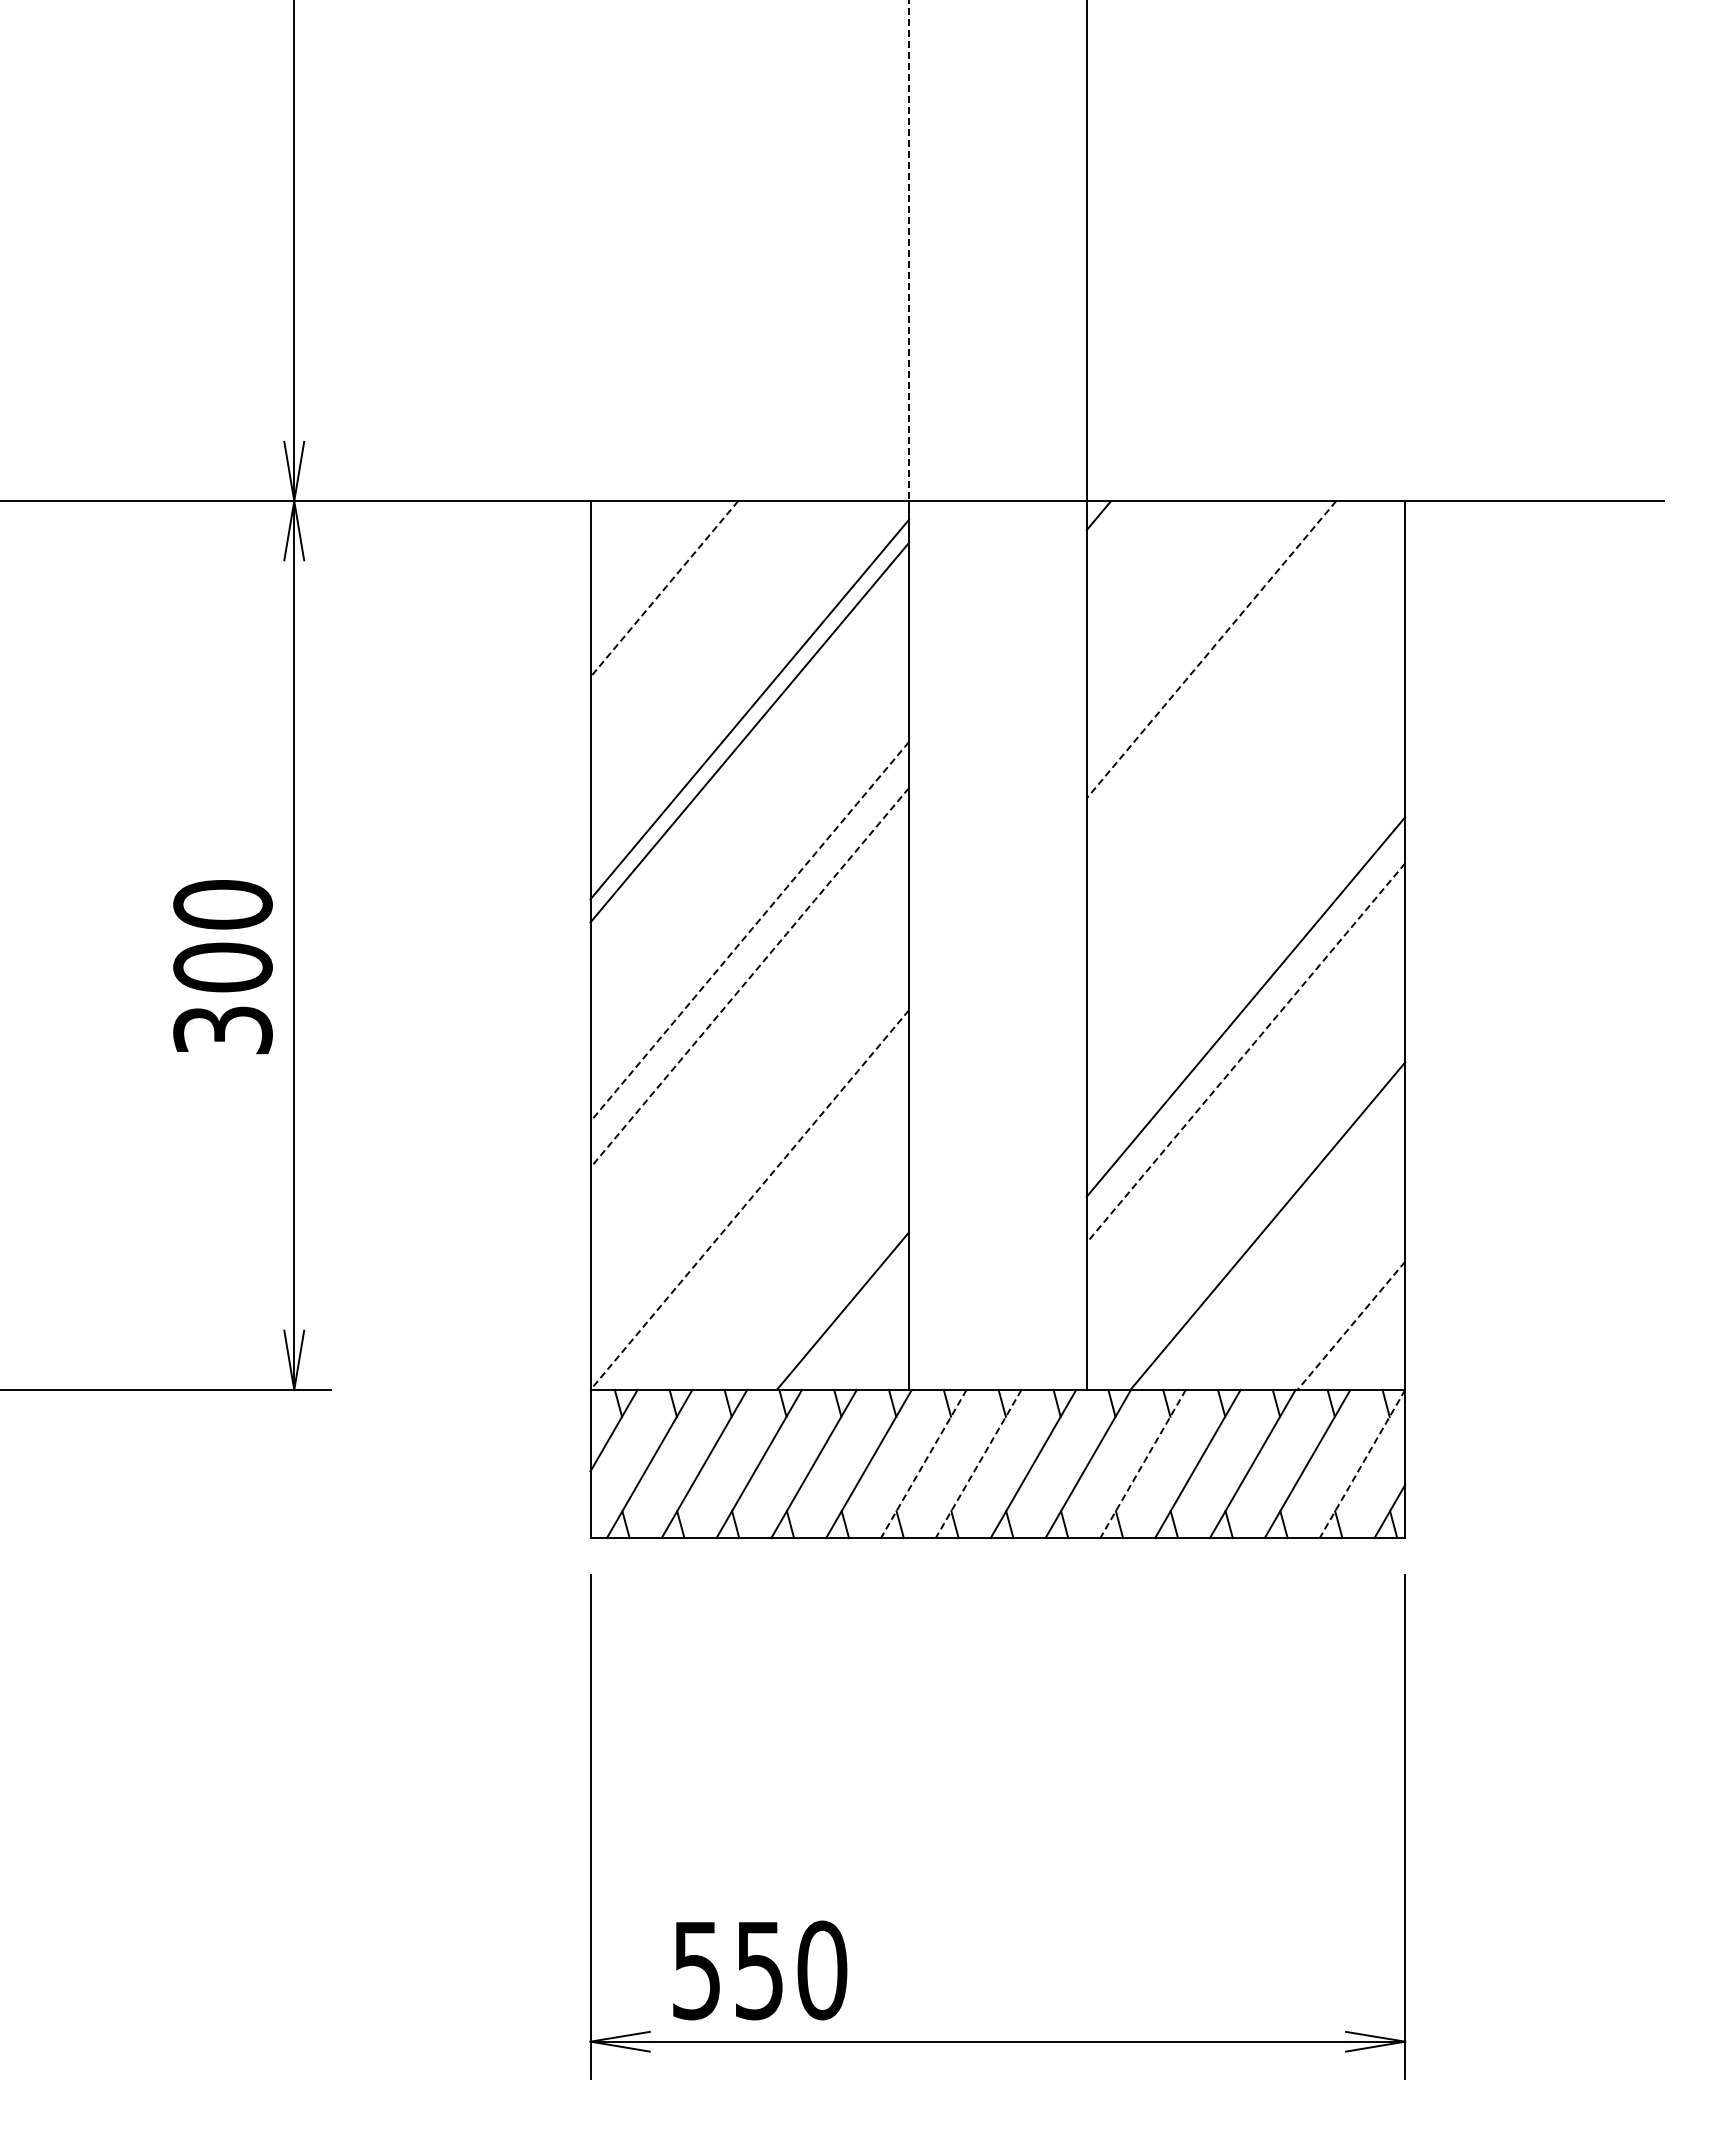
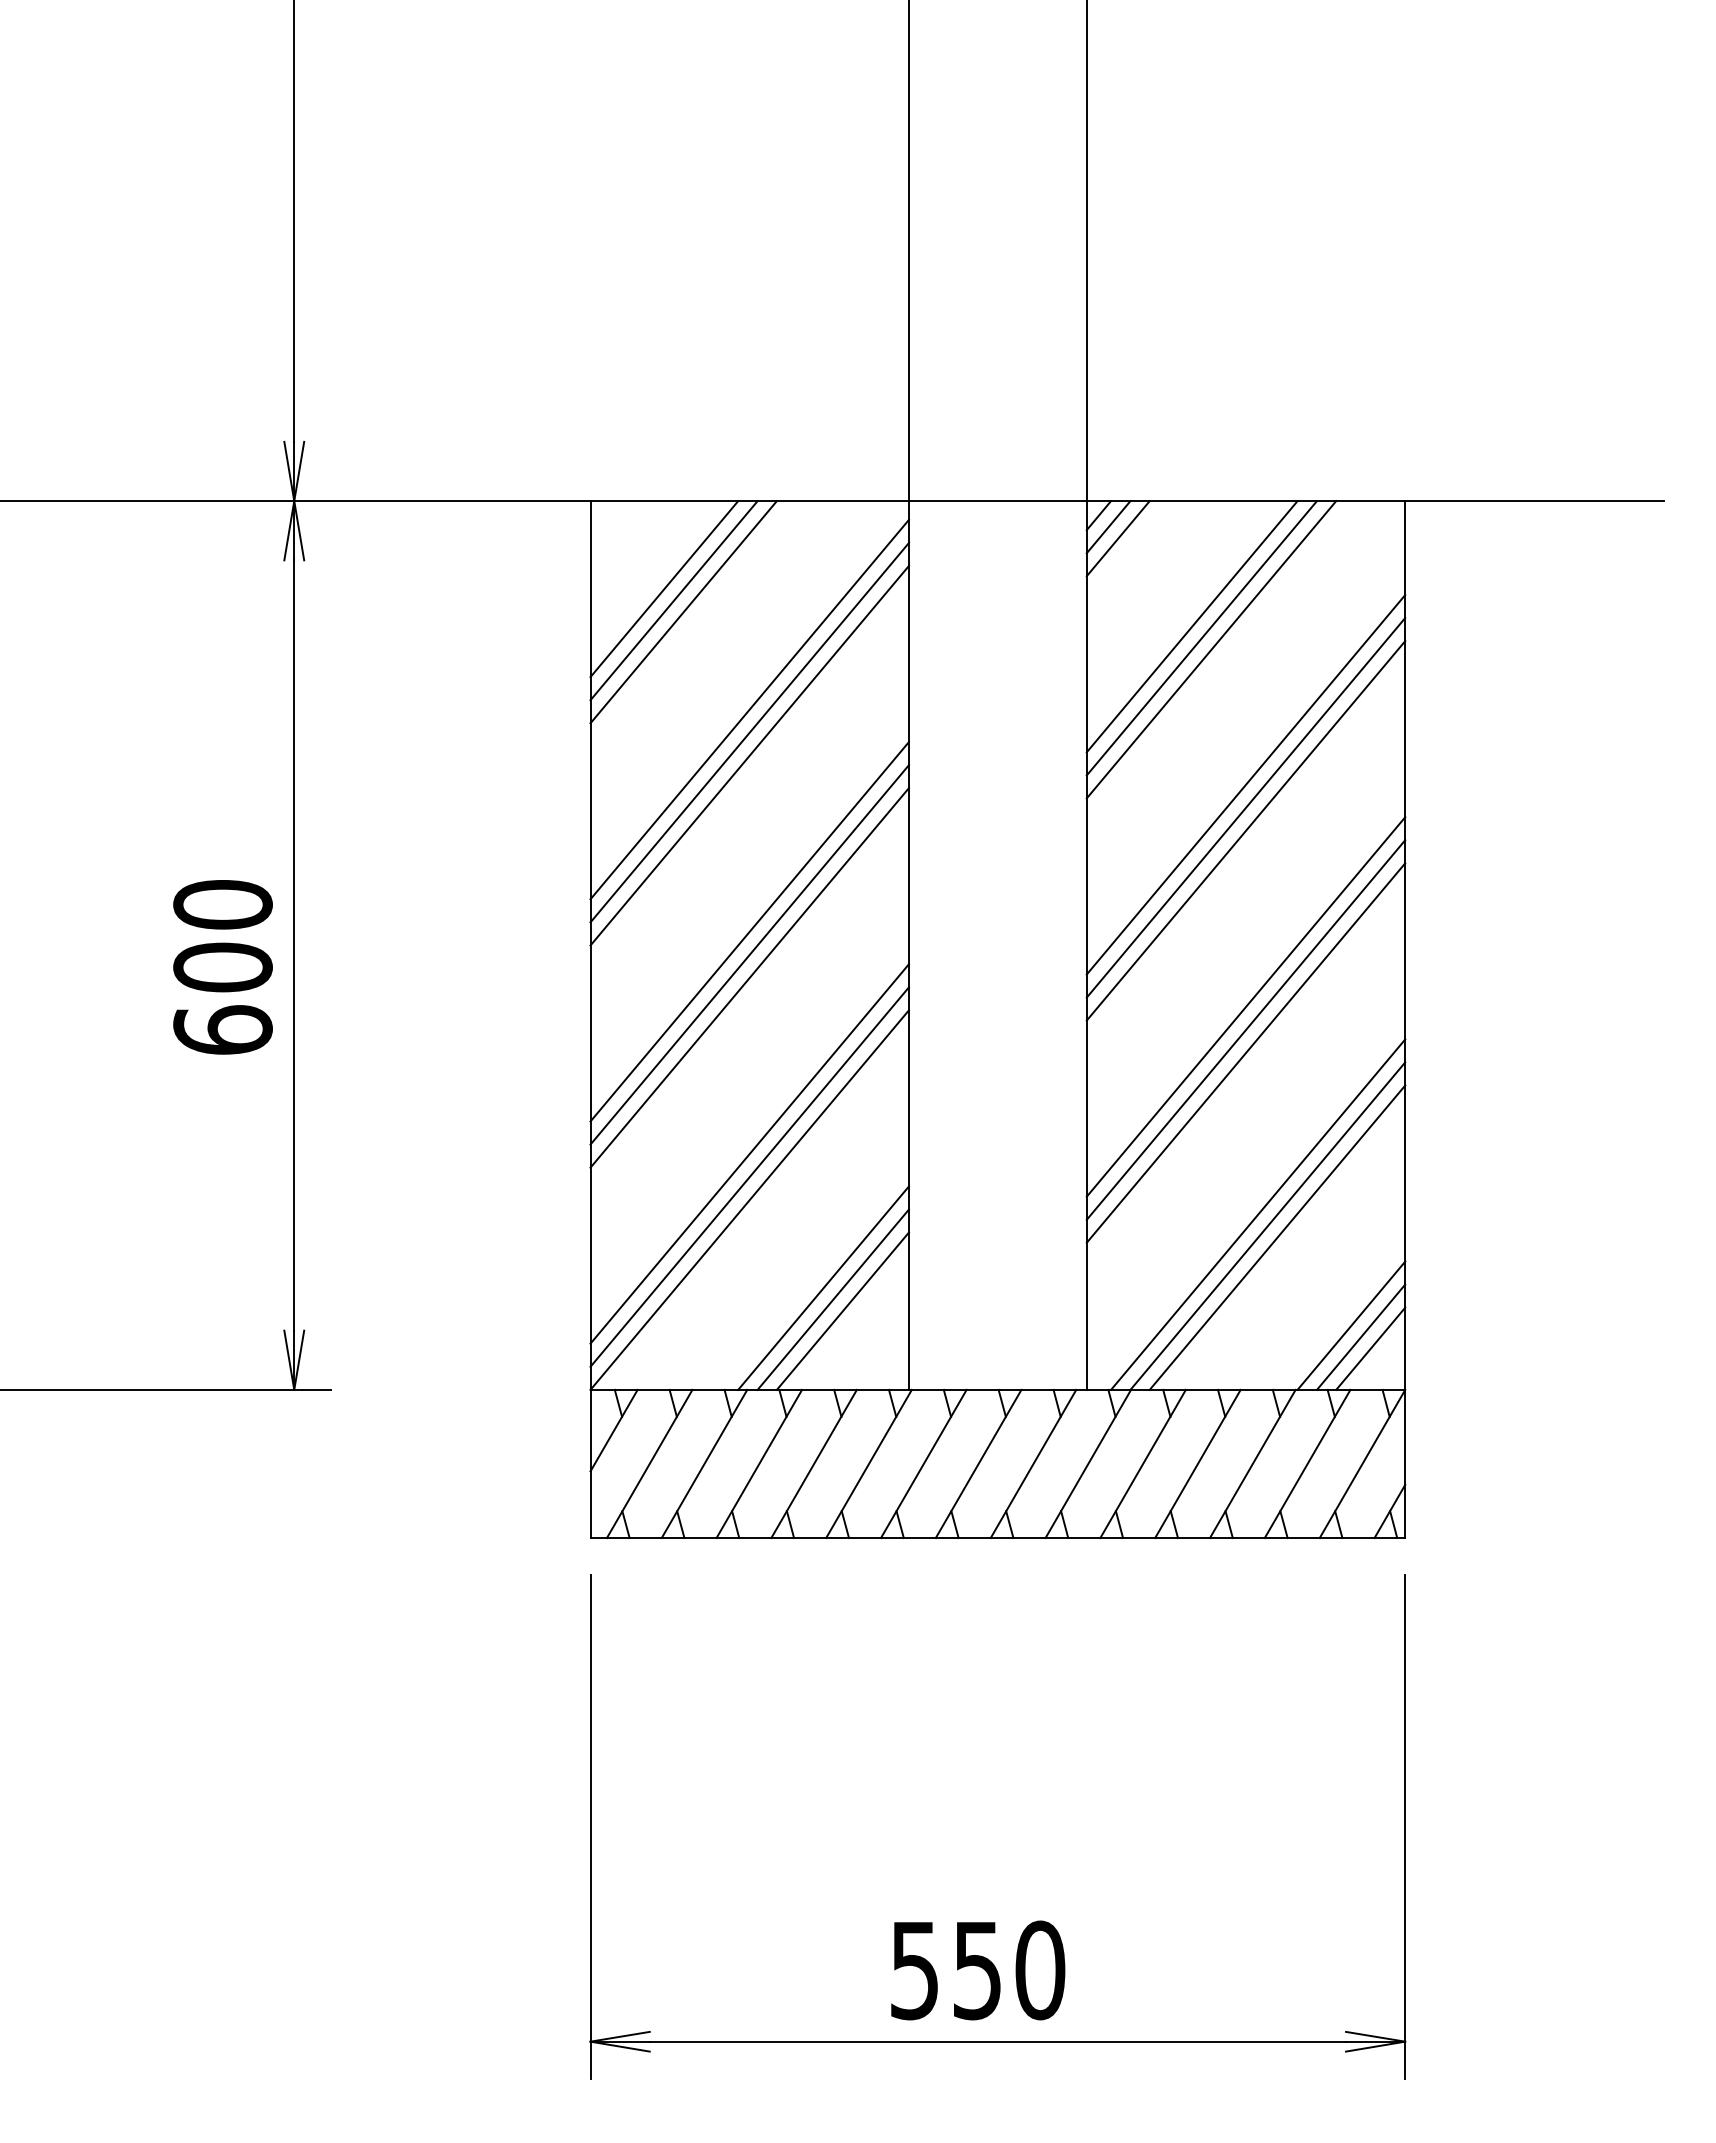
line: dashed -> solid (909, 251)
line: none -> present (1108, 527)
line: none -> present (1117, 538)
line: dashed -> solid (664, 589)
line: none -> present (673, 600)
line: none -> present (683, 612)
line: none -> present (1191, 626)
line: none -> present (1201, 638)
line: dashed -> solid (1211, 650)
line: none -> present (749, 755)
line: none -> present (1245, 784)
line: none -> present (1245, 807)
line: none -> present (1245, 830)
line: dashed -> solid (749, 931)
line: none -> present (749, 954)
line: dashed -> solid (749, 977)
text: 300 -> 600 (222, 1029)
line: none -> present (1245, 1029)
line: dashed -> solid (1246, 1053)
line: none -> present (749, 1153)
line: none -> present (749, 1176)
line: dashed -> solid (749, 1200)
line: none -> present (1258, 1214)
line: none -> present (1277, 1237)
line: none -> present (823, 1287)
line: none -> present (833, 1299)
line: dashed -> solid (1351, 1325)
line: none -> present (1360, 1336)
line: none -> present (1370, 1348)
line: dashed -> solid (923, 1463)
line: dashed -> solid (978, 1463)
line: dashed -> solid (1143, 1463)
line: dashed -> solid (1362, 1463)
text position: (760, 1970) -> (978, 1970) (978, 1970)
